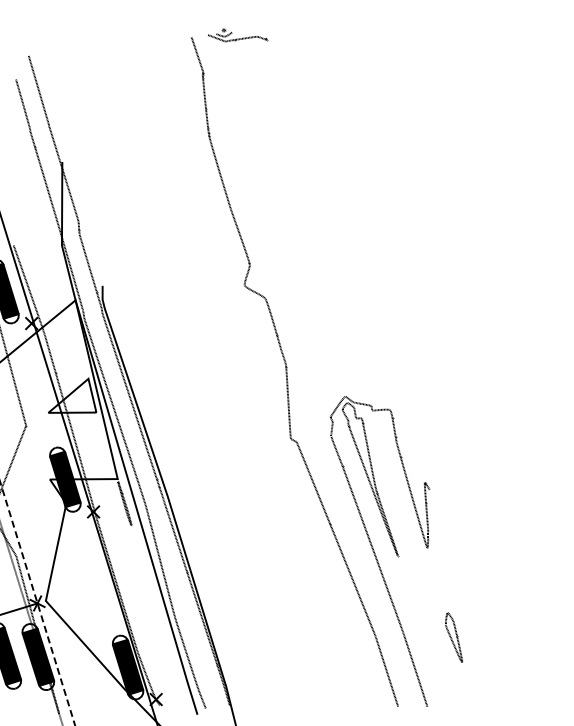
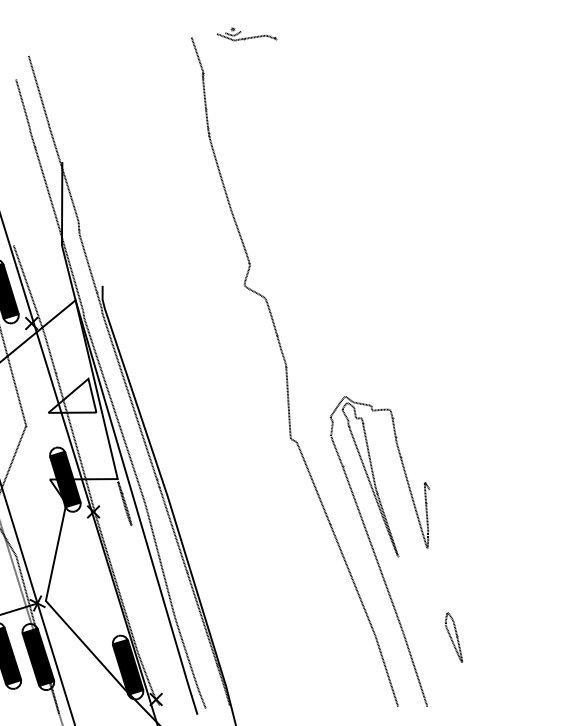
part position: (238, 35) -> (247, 34) (247, 34)
line: dashed -> solid (37, 603)
